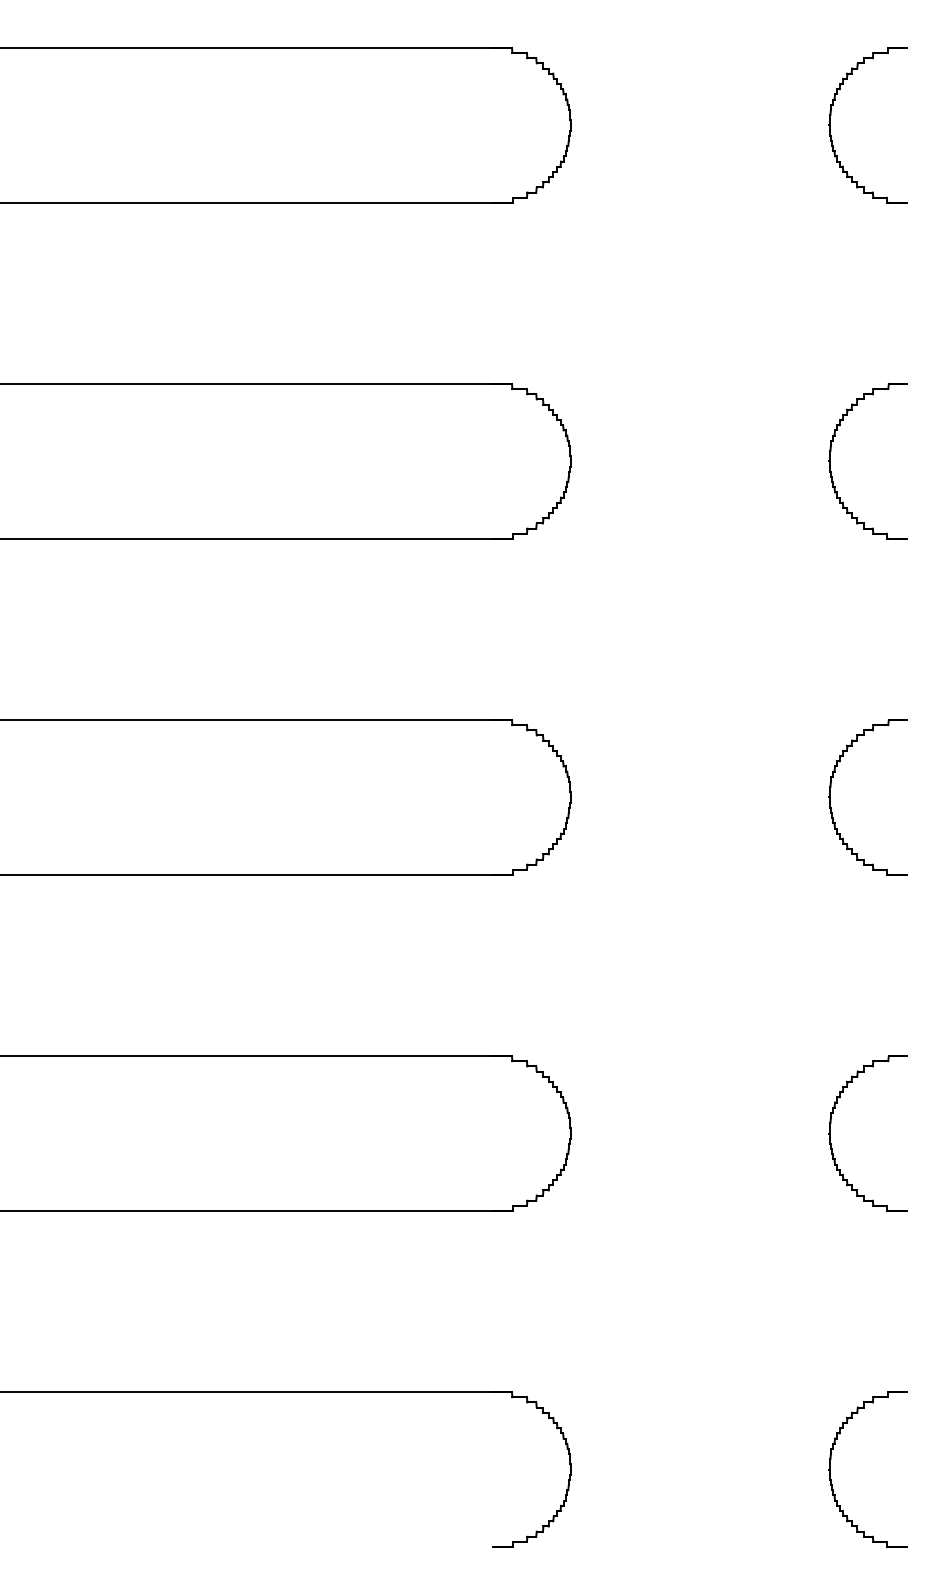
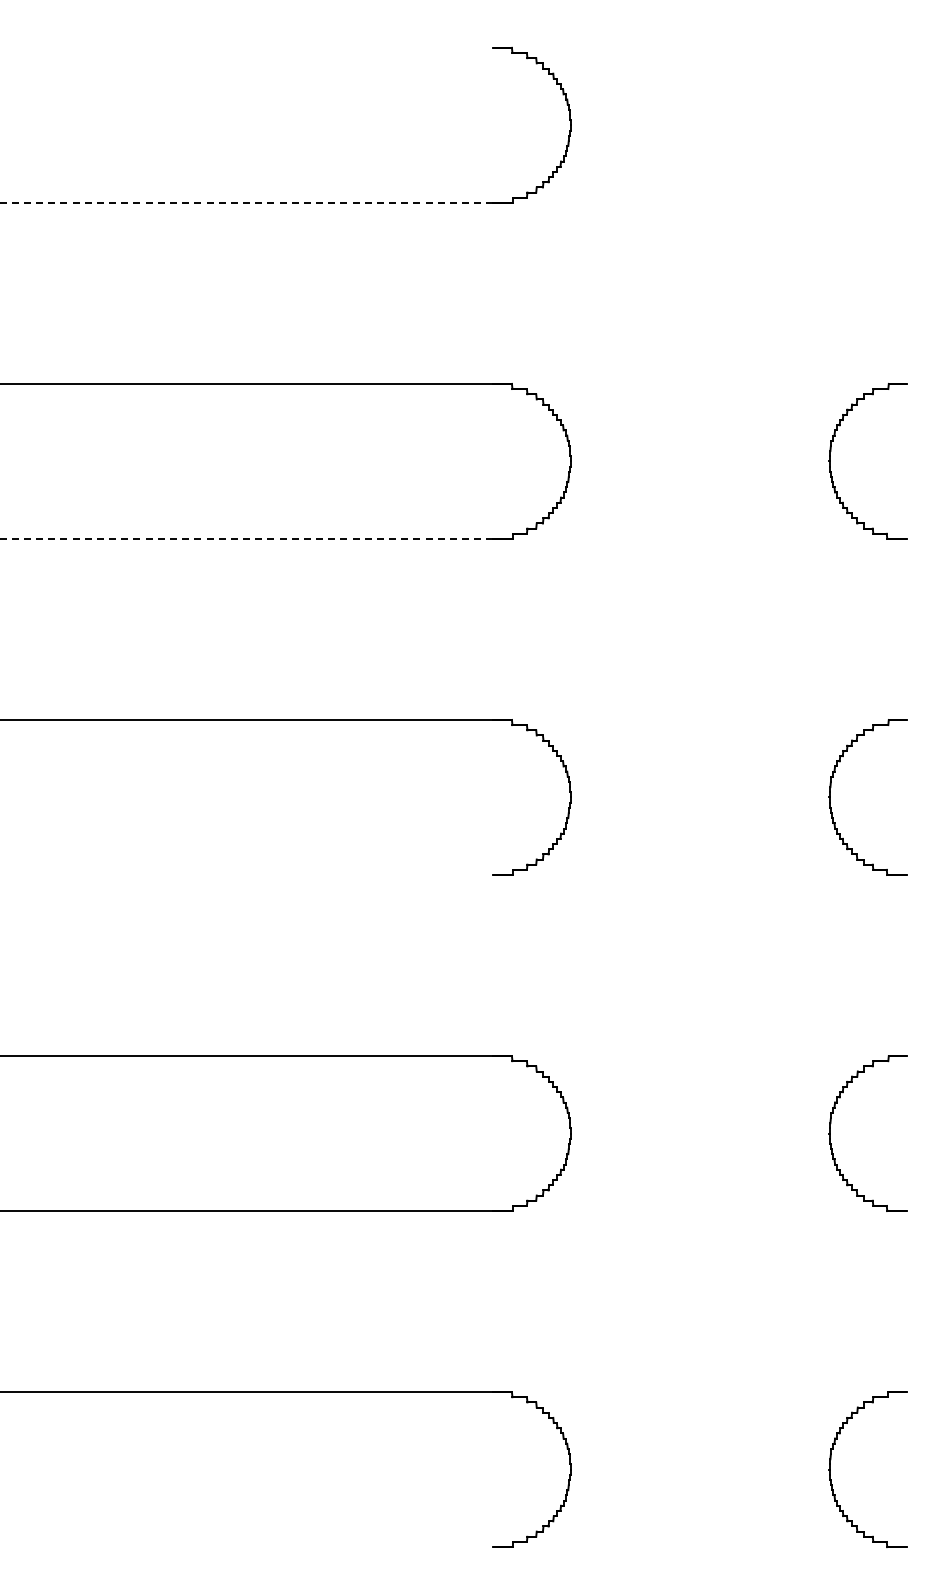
line: present -> none (247, 47)
part: present -> none (830, 125)
line: solid -> dashed (246, 202)
line: solid -> dashed (246, 538)
line: present -> none (247, 875)
